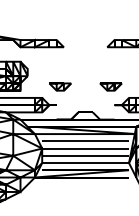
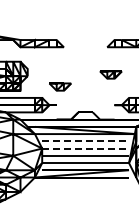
part position: (110, 86) -> (110, 74) (110, 74)
line: solid -> dashed (86, 141)
line: solid -> dashed (86, 148)
